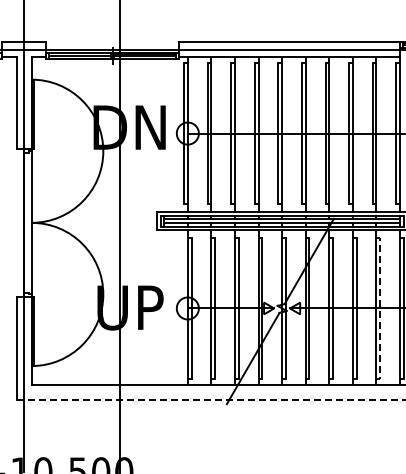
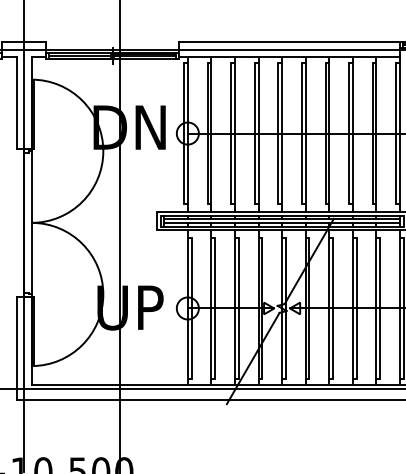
line: dashed -> solid (380, 308)
line: none -> present (202, 388)
line: dashed -> solid (211, 399)
